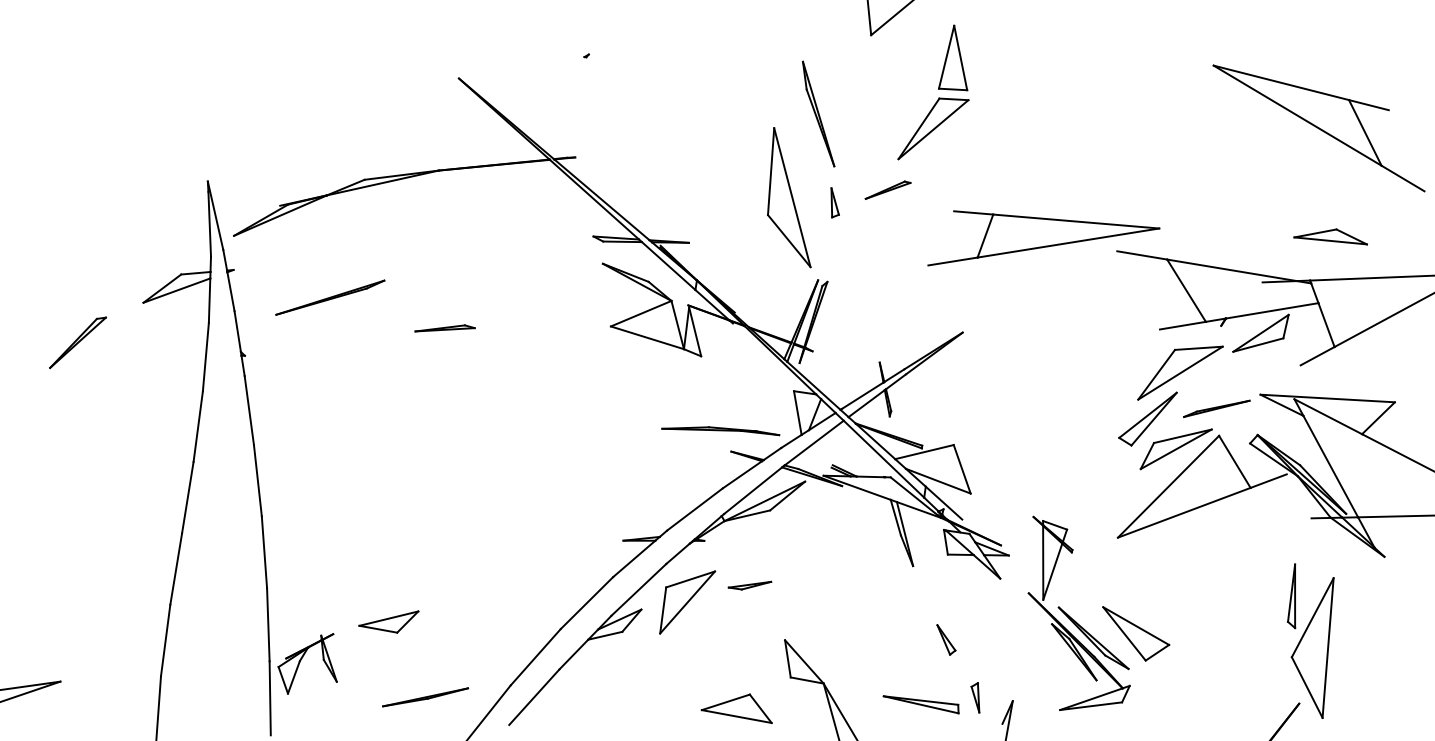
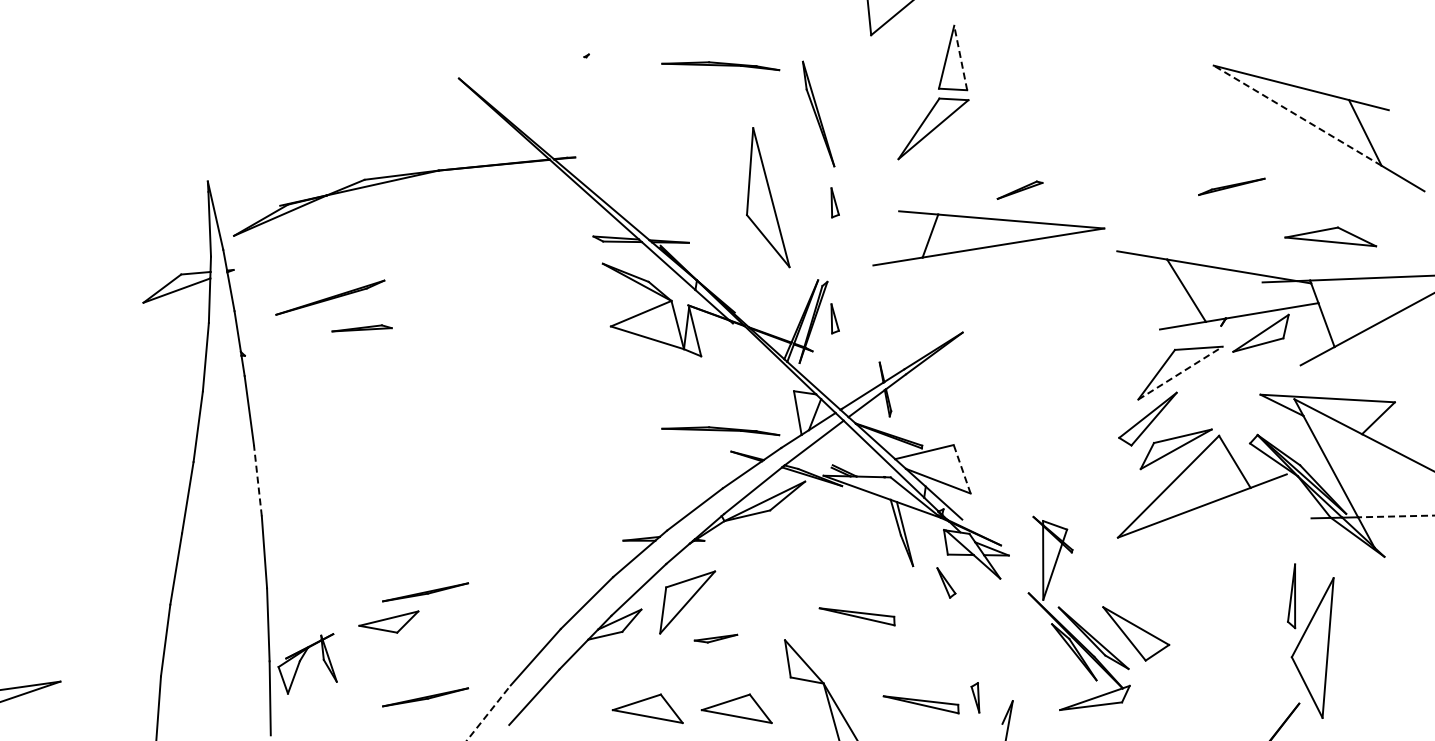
line: solid -> dashed (960, 58)
part: none -> present (720, 66)
line: solid -> dashed (1297, 115)
part position: (887, 189) -> (1019, 189) (1019, 189)
part position: (789, 197) -> (768, 197) (768, 197)
part size: 75x18 px -> 94x22 px (1330, 236)
part position: (1043, 238) -> (988, 238) (988, 238)
part: none -> present (834, 318)
part position: (444, 328) -> (361, 328) (361, 328)
part: present -> none (77, 342)
line: solid -> dashed (1180, 373)
part position: (1216, 408) -> (1231, 186) (1231, 186)
line: solid -> dashed (962, 469)
line: solid -> dashed (257, 480)
line: solid -> dashed (1396, 516)
part position: (749, 585) -> (715, 638) (715, 638)
line: none -> present (425, 592)
part: none -> present (856, 616)
part position: (946, 639) -> (946, 582) (946, 582)
part: none -> present (647, 708)
line: solid -> dashed (489, 712)
